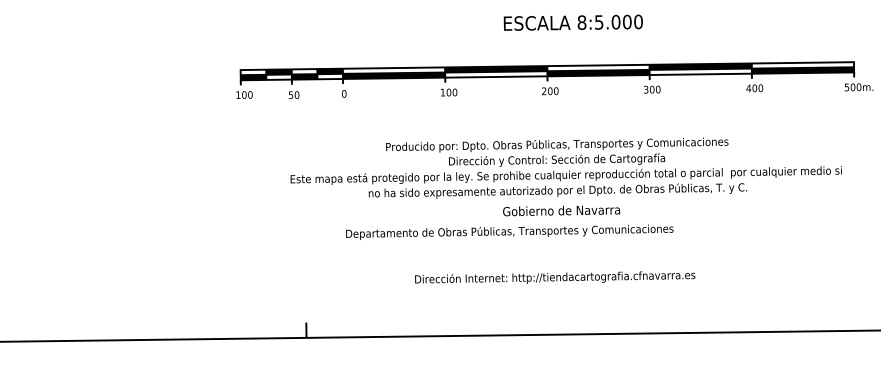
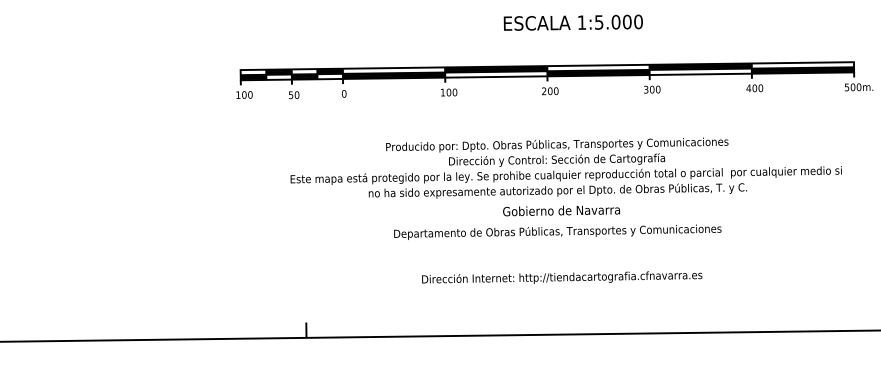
text: 8:5.000 -> 1:5.000 (581, 22)
text position: (509, 231) -> (557, 231) (557, 231)
text position: (555, 277) -> (562, 277) (562, 277)
